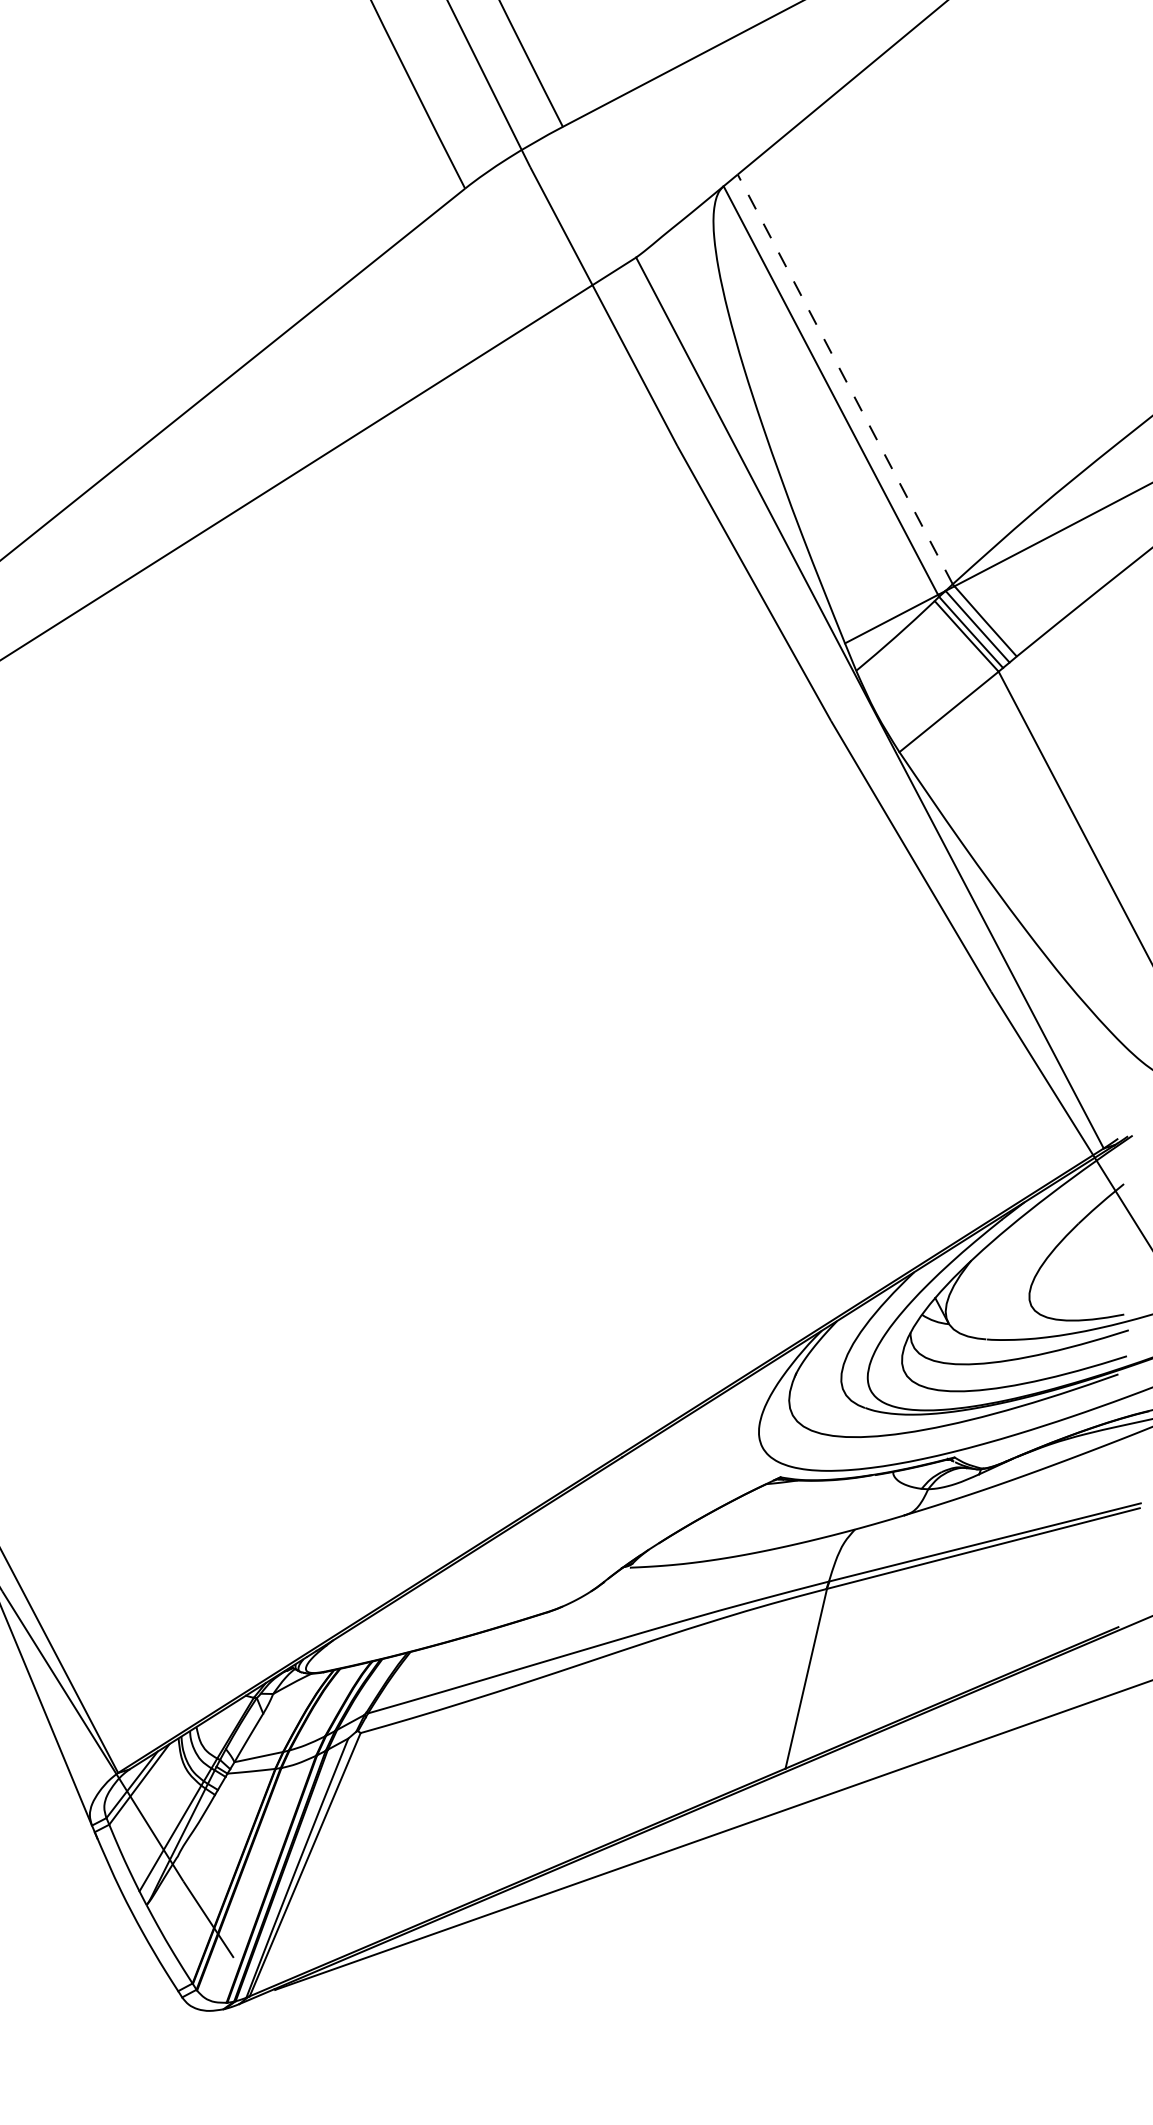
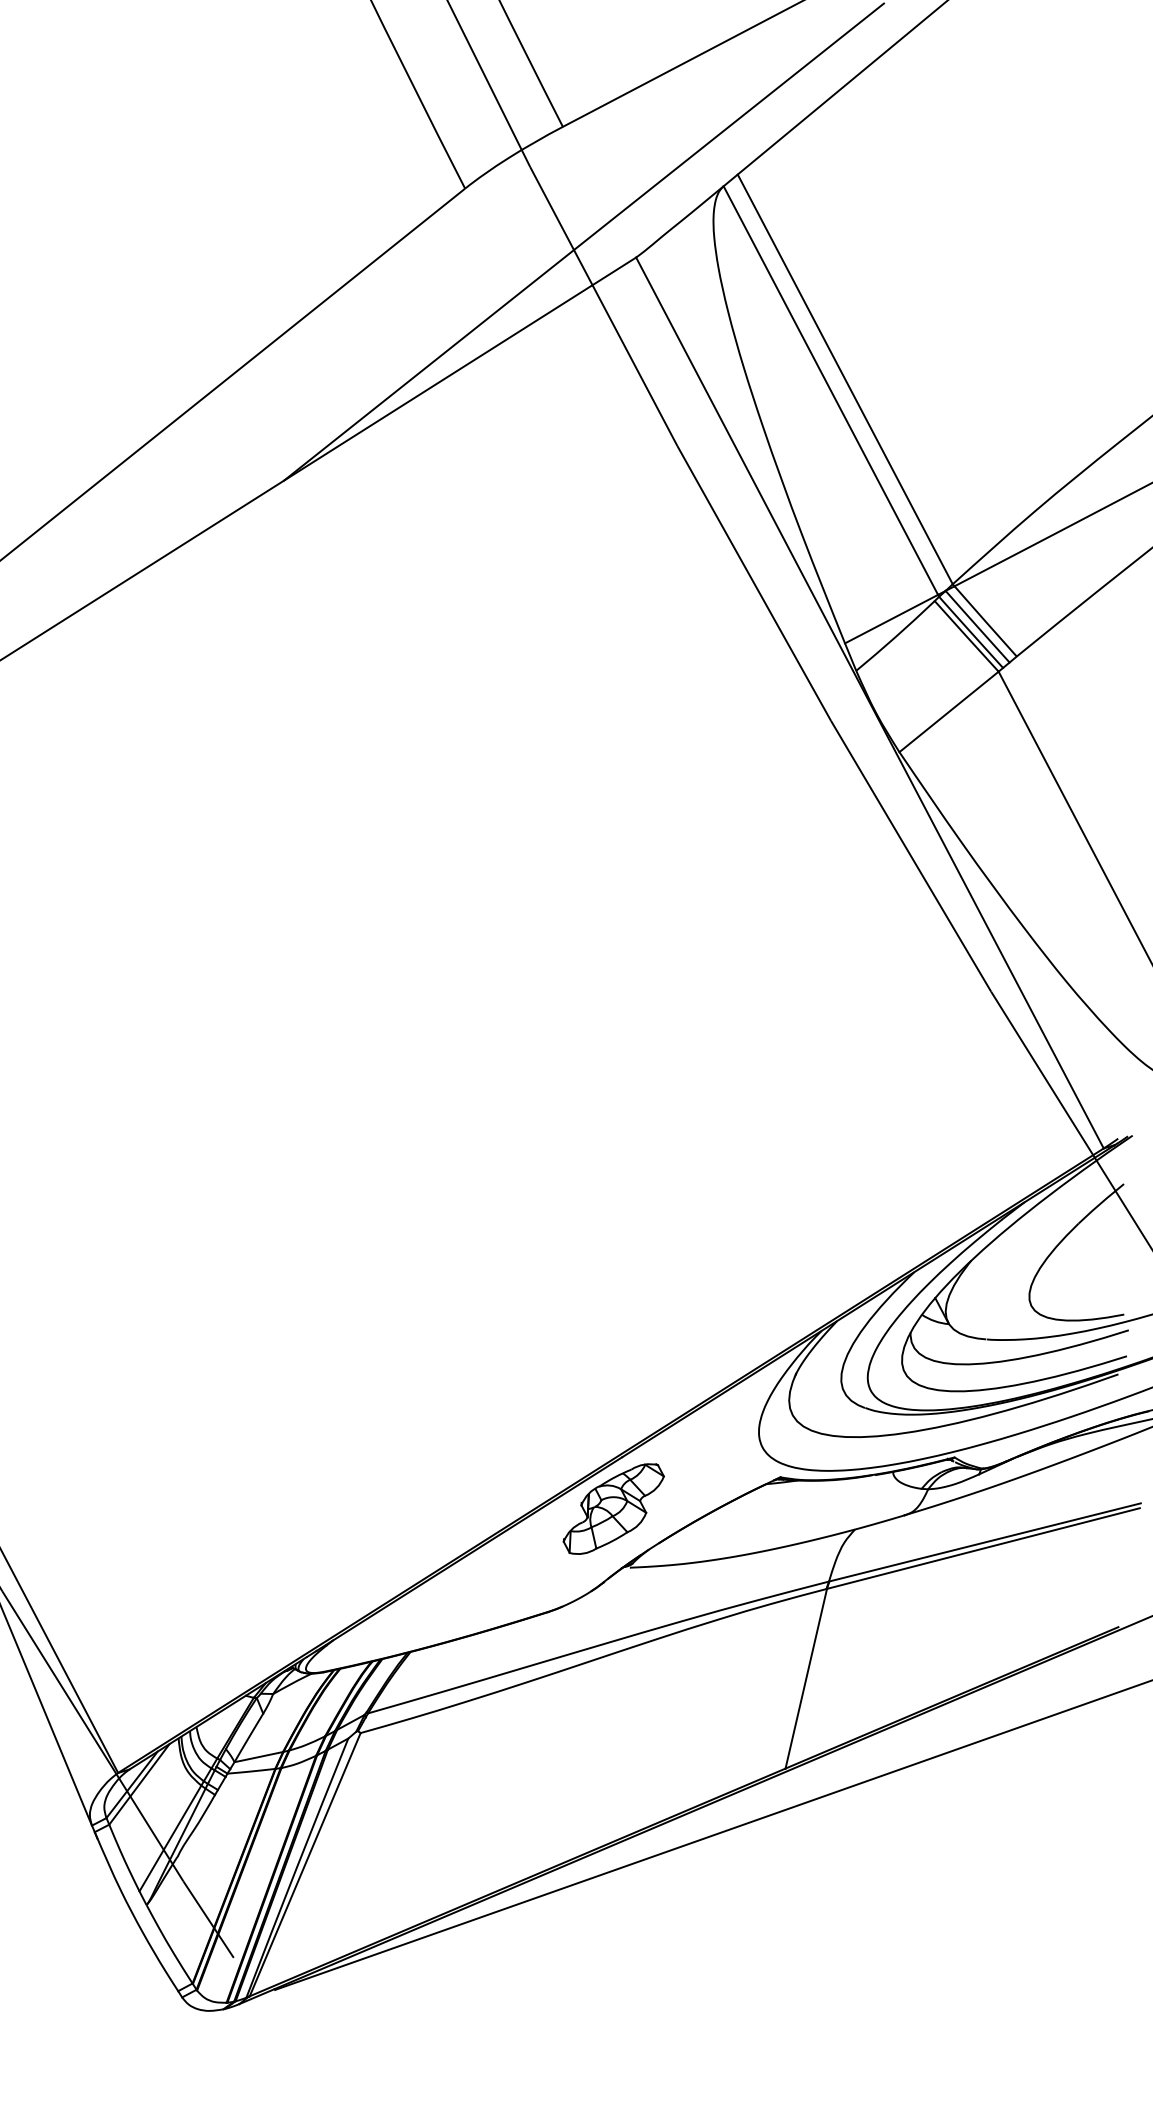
line: none -> present (583, 241)
line: dashed -> solid (845, 378)
part: none -> present (613, 1508)
